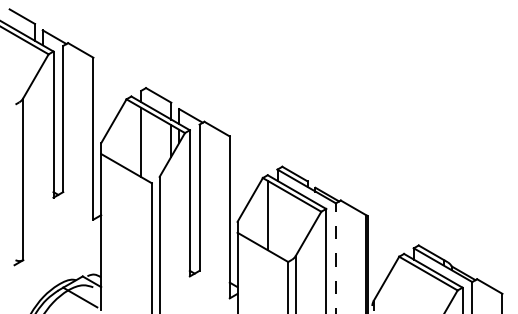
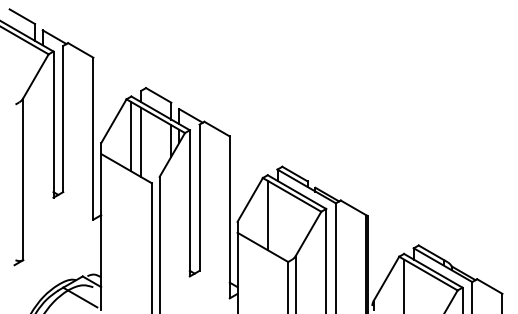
line: none -> present (131, 136)
line: dashed -> solid (335, 258)
line: none -> present (404, 284)
